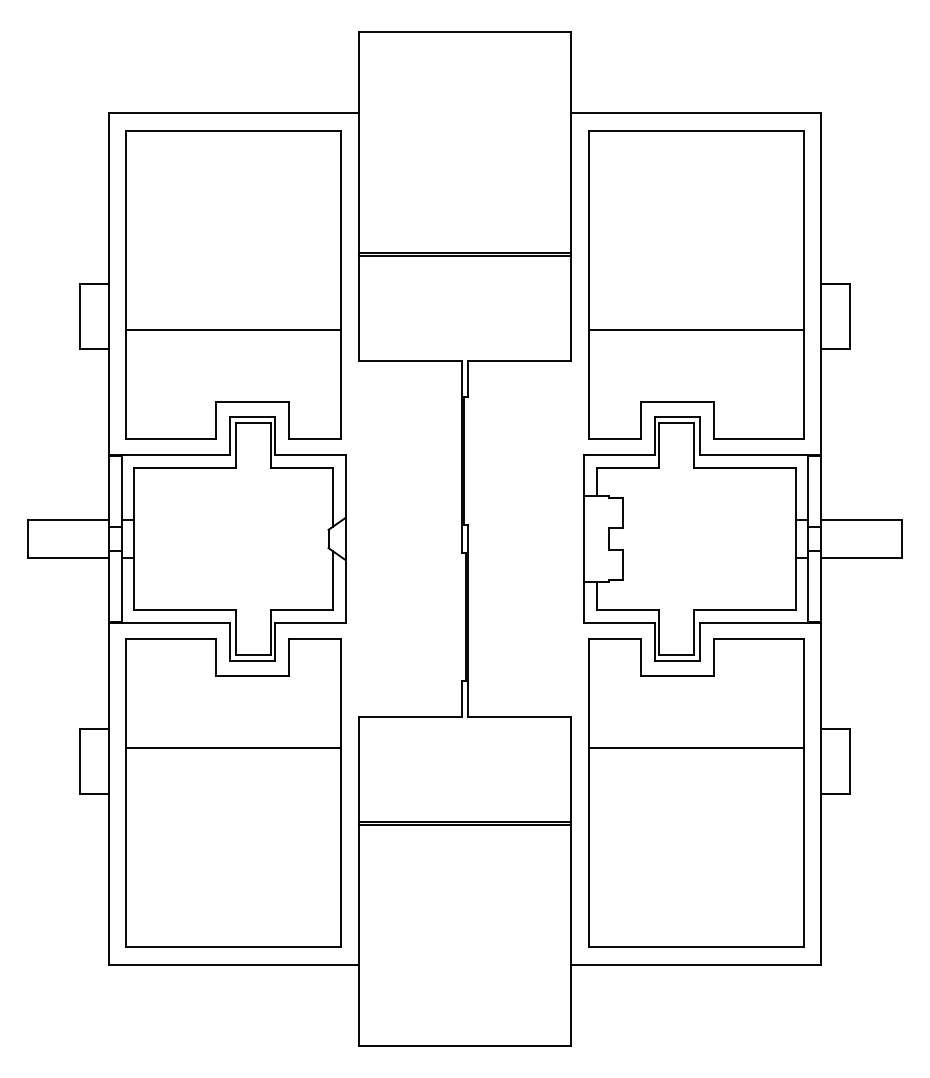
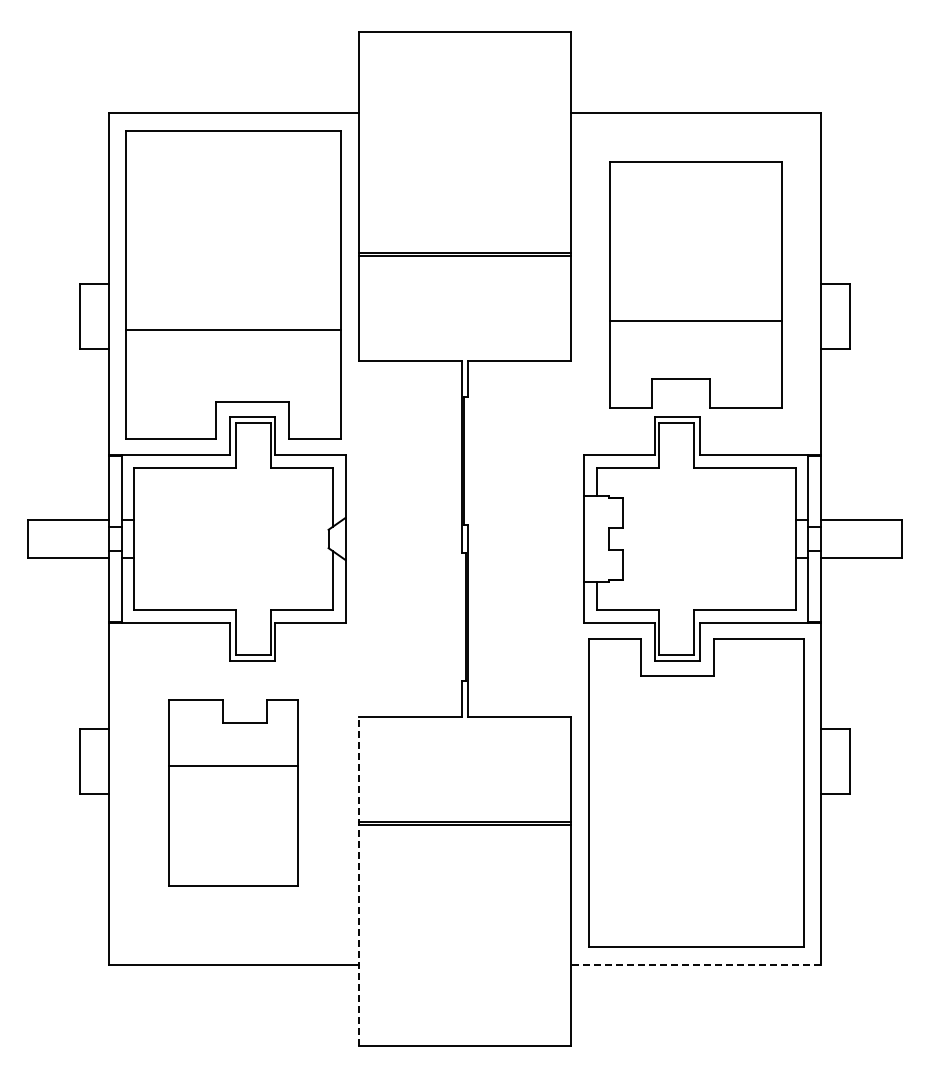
part size: 217x310 px -> 174x248 px (695, 284)
line: present -> none (695, 748)
part size: 217x310 px -> 131x188 px (233, 792)
line: solid -> dashed (358, 881)
line: solid -> dashed (696, 964)
